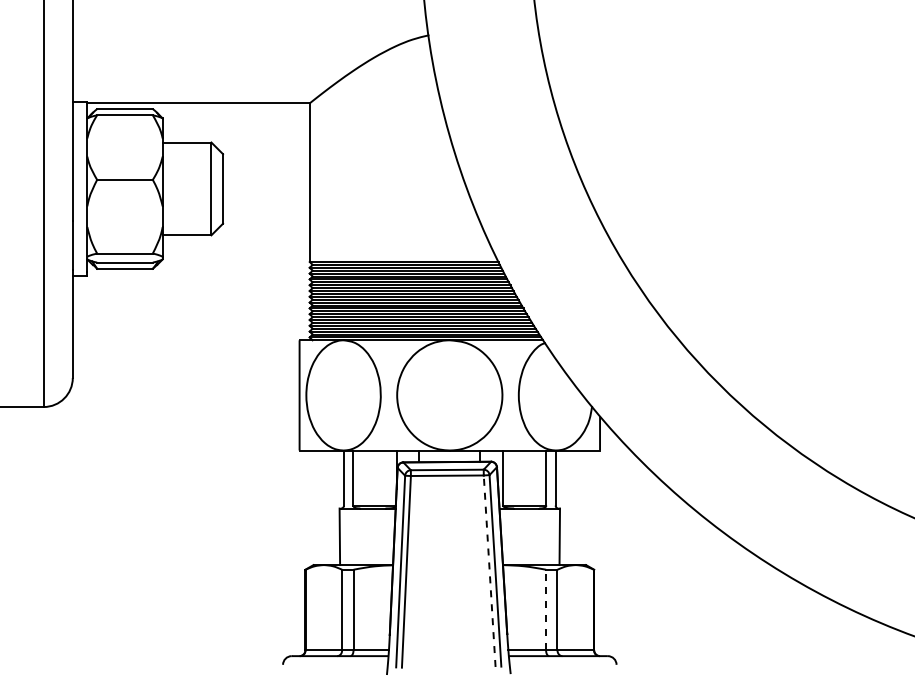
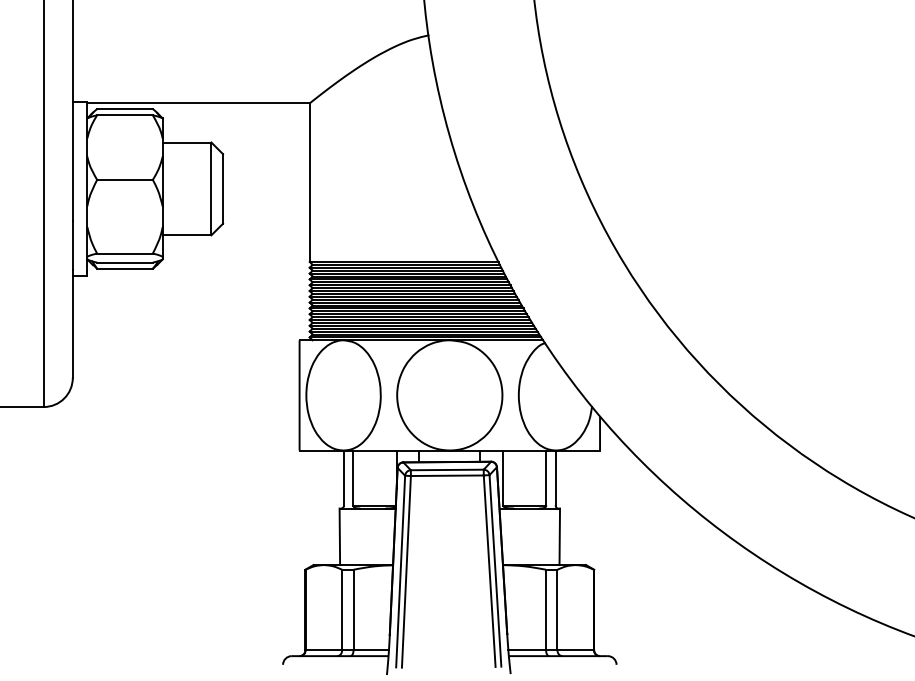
line: dashed -> solid (489, 571)
line: dashed -> solid (546, 609)
